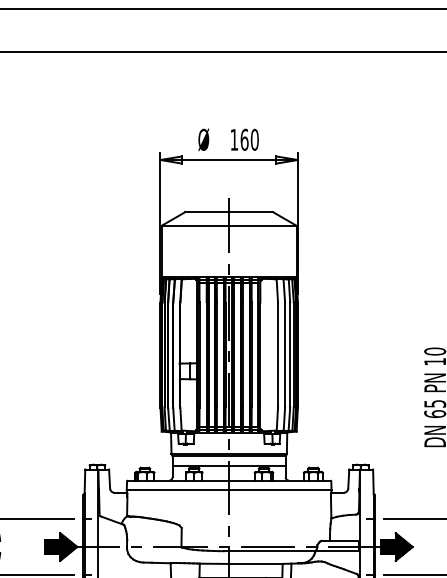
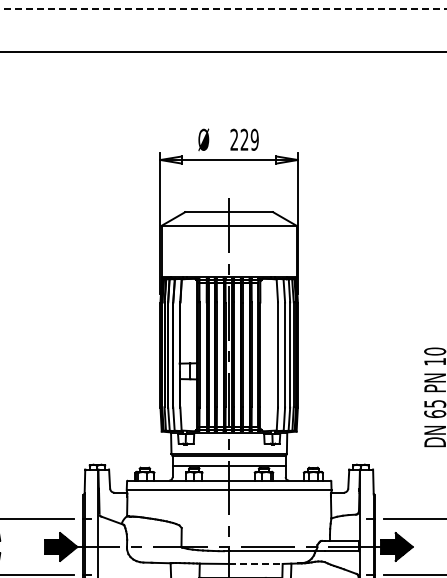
line: solid -> dashed (223, 8)
text: 160 -> 229 (244, 139)
line: solid -> dashed (255, 563)
